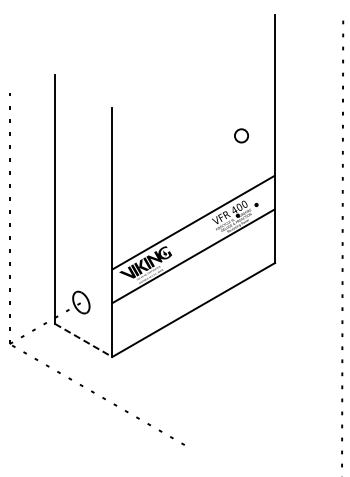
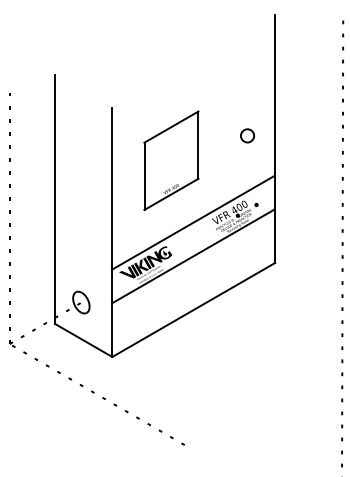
circle position: (241, 135) -> (247, 135) (247, 135)
part: none -> present (171, 160)
line: dashed -> solid (84, 340)
